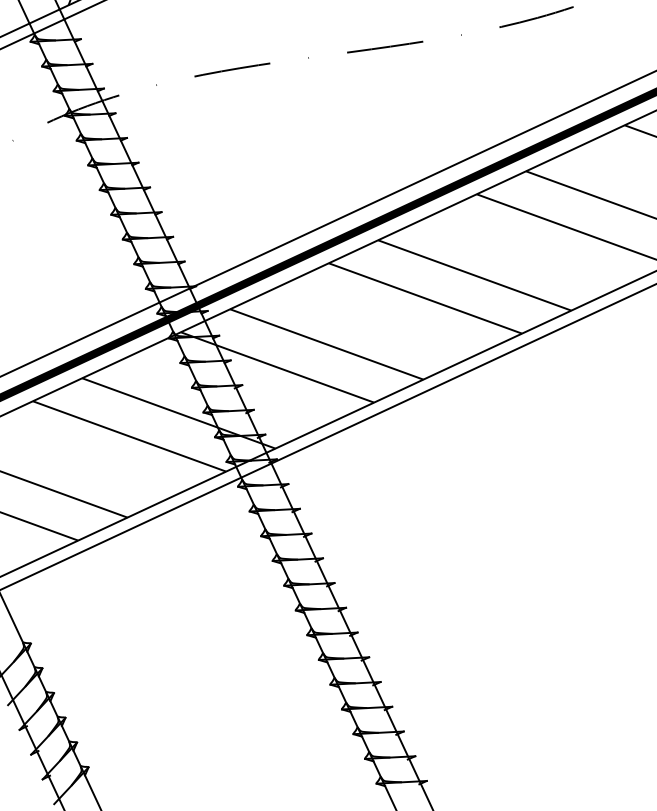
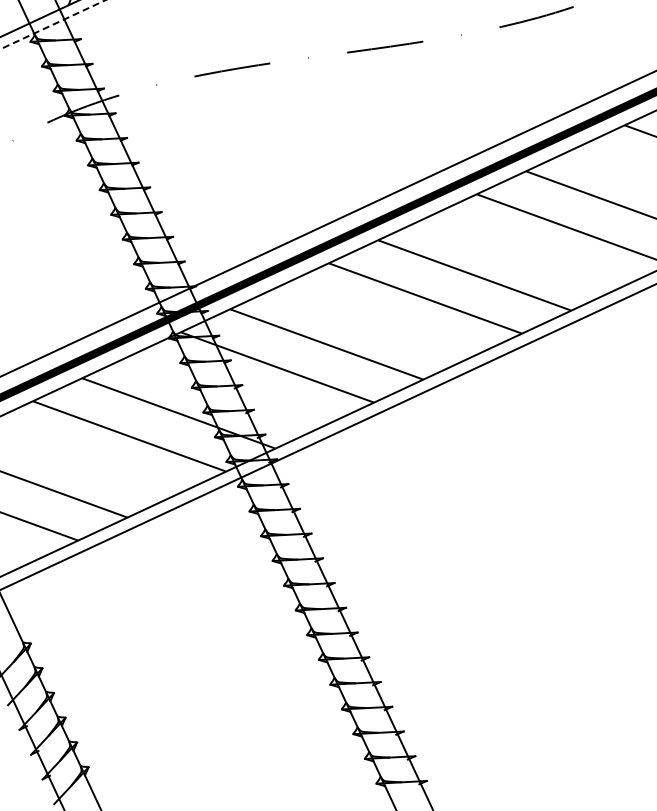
line: solid -> dashed (52, 24)
